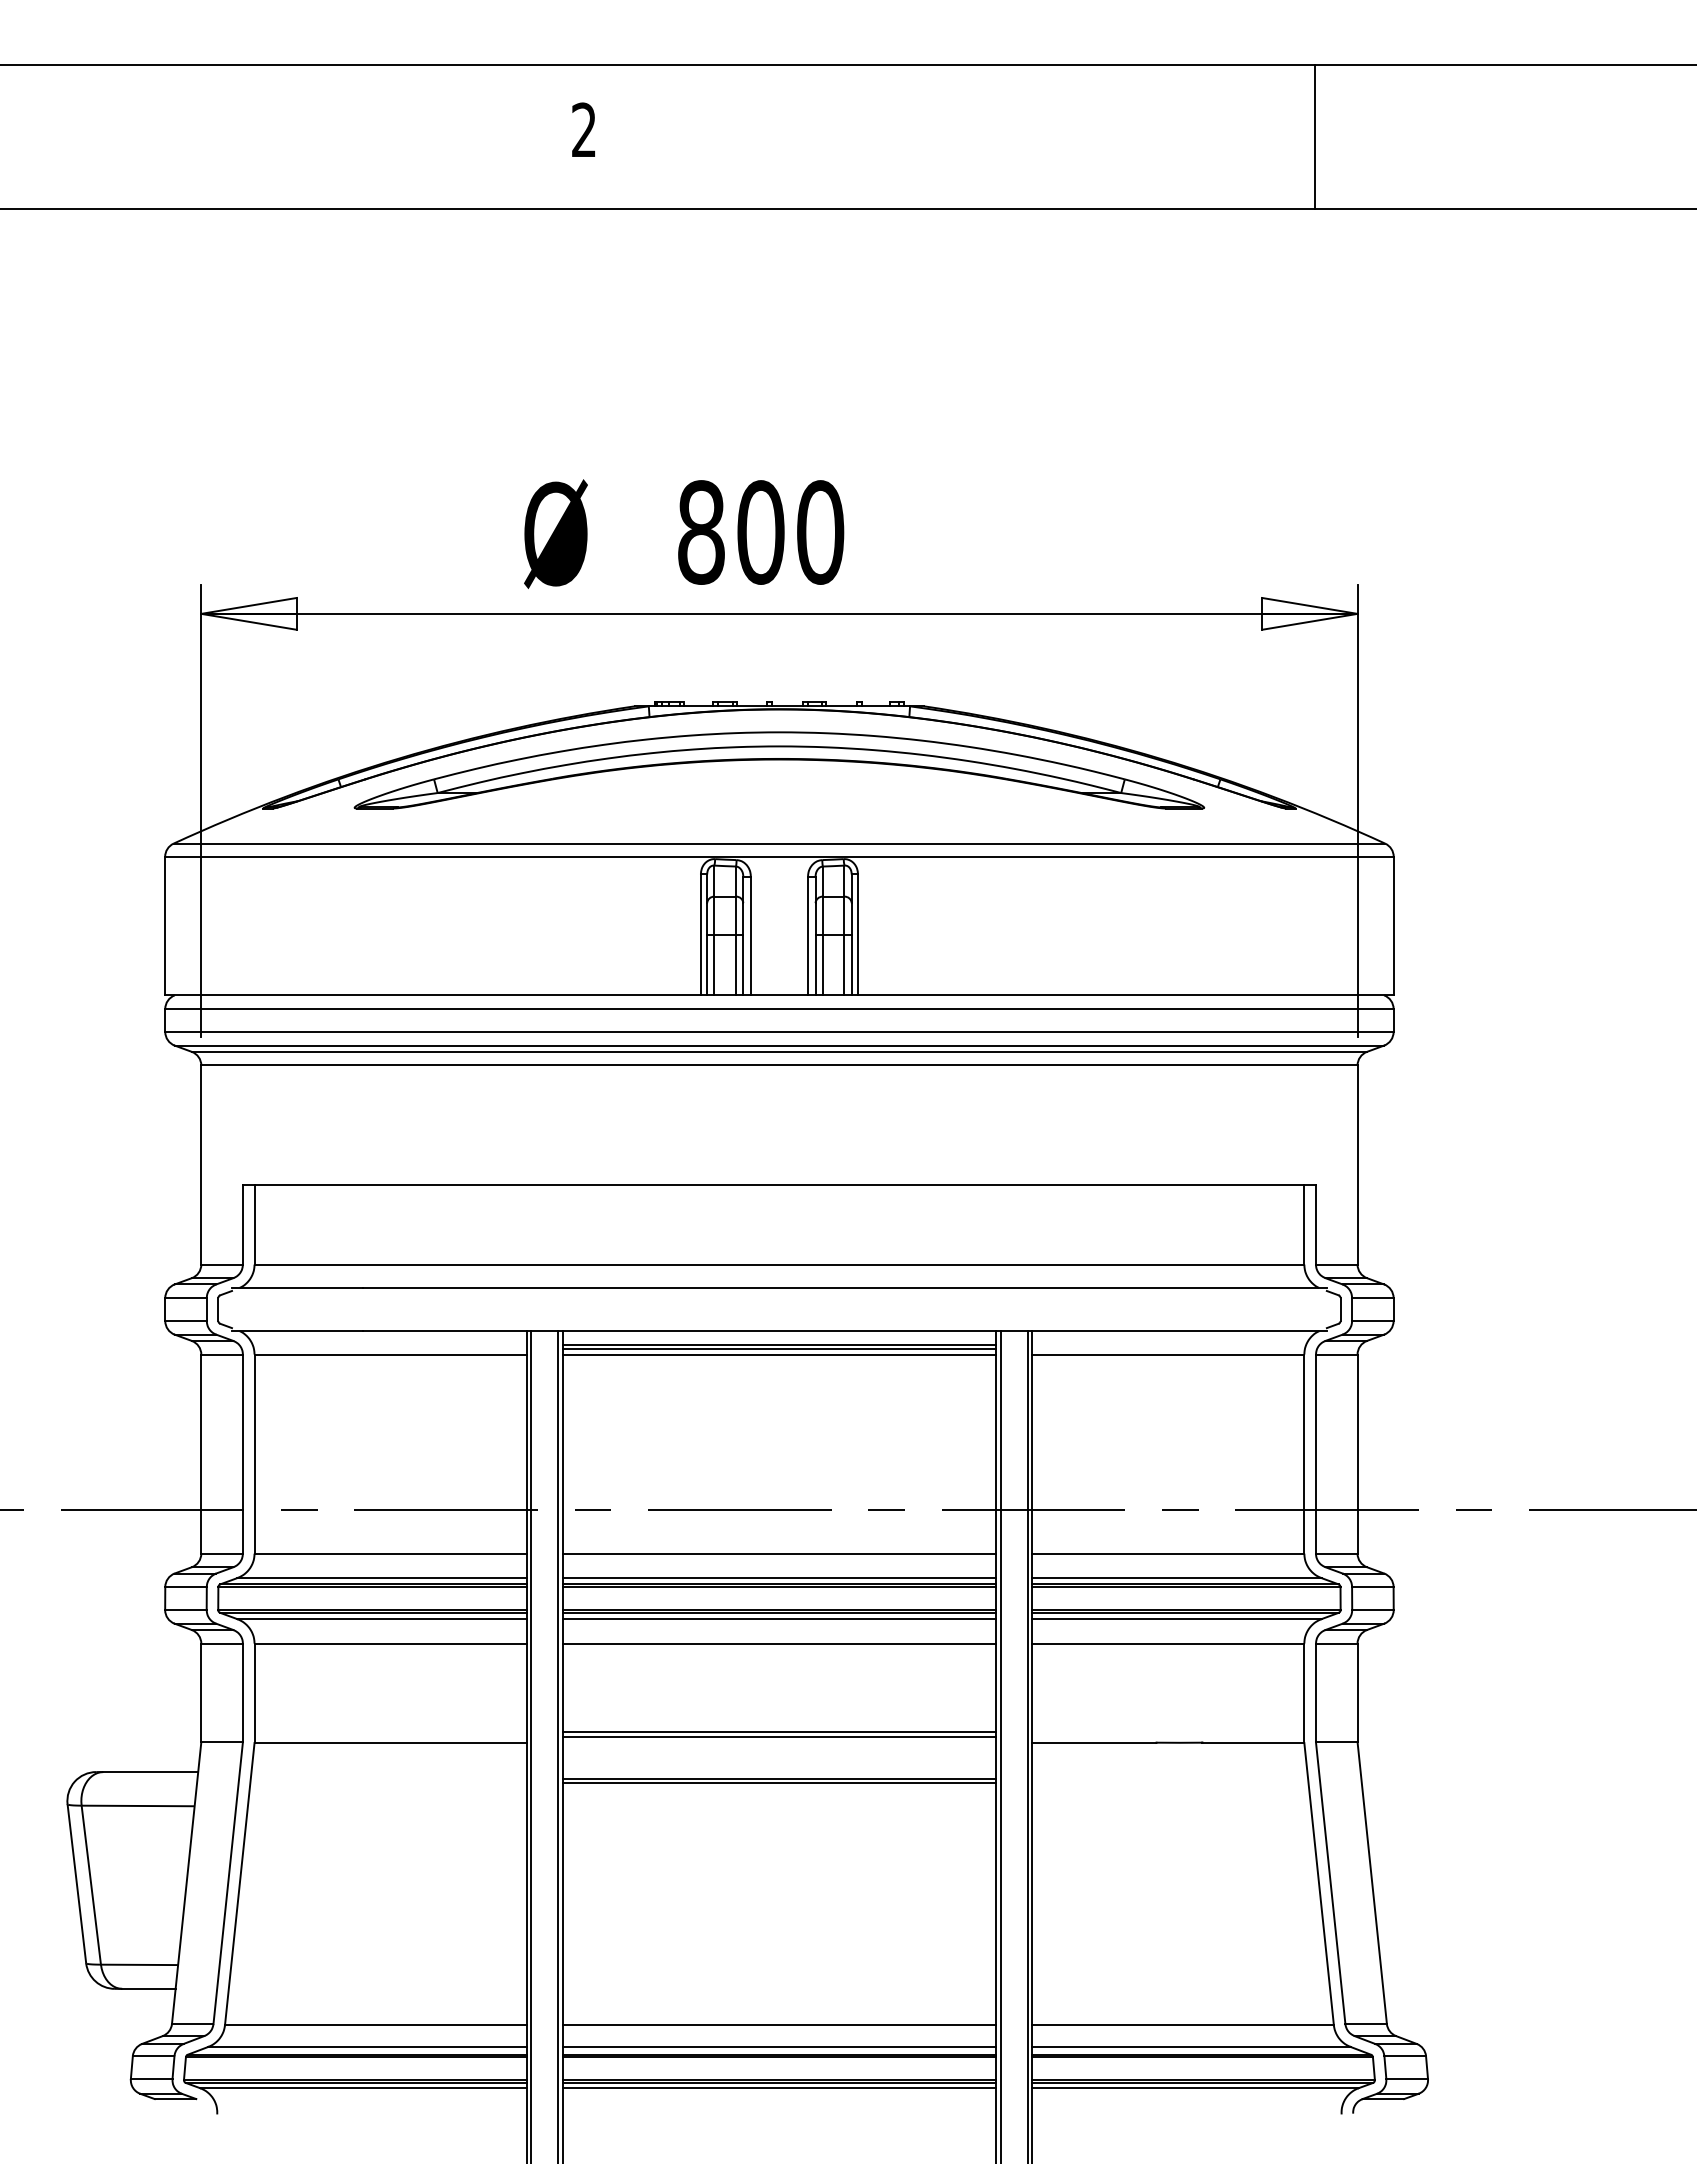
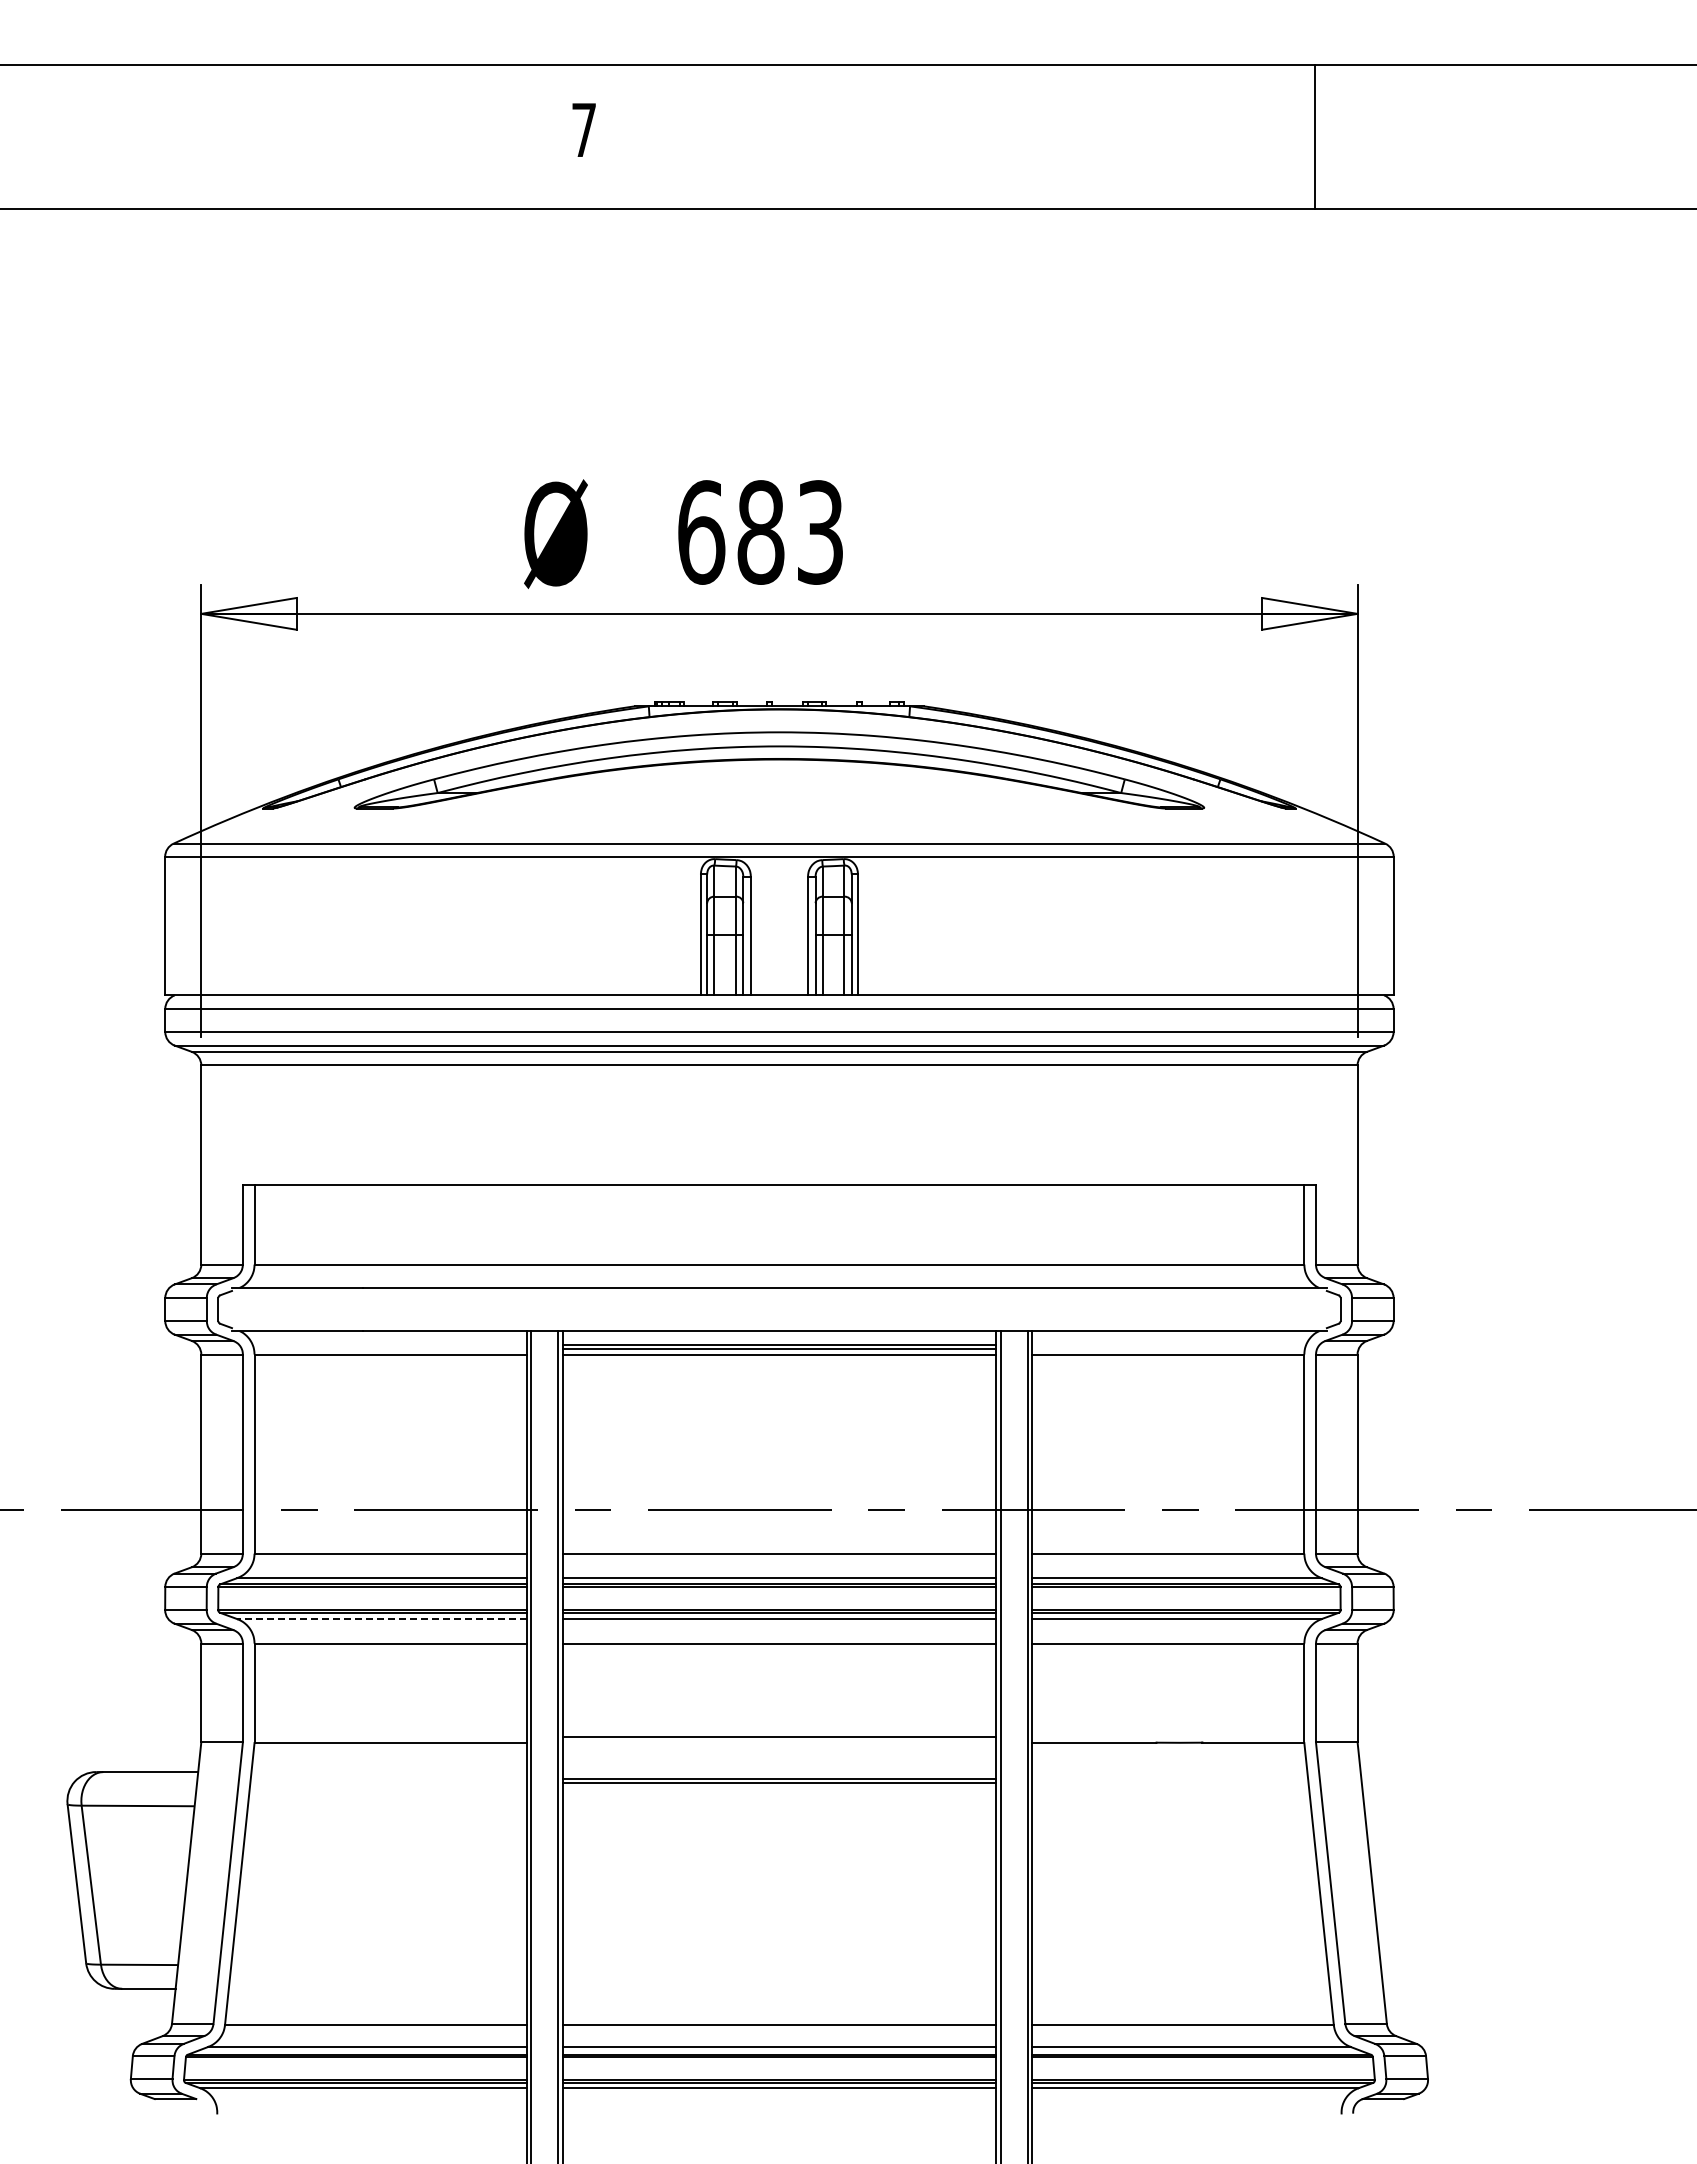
text: 2 -> 7 (583, 129)
text: 800 -> 683 (761, 532)
line: solid -> dashed (381, 1619)
line: present -> none (779, 1732)
